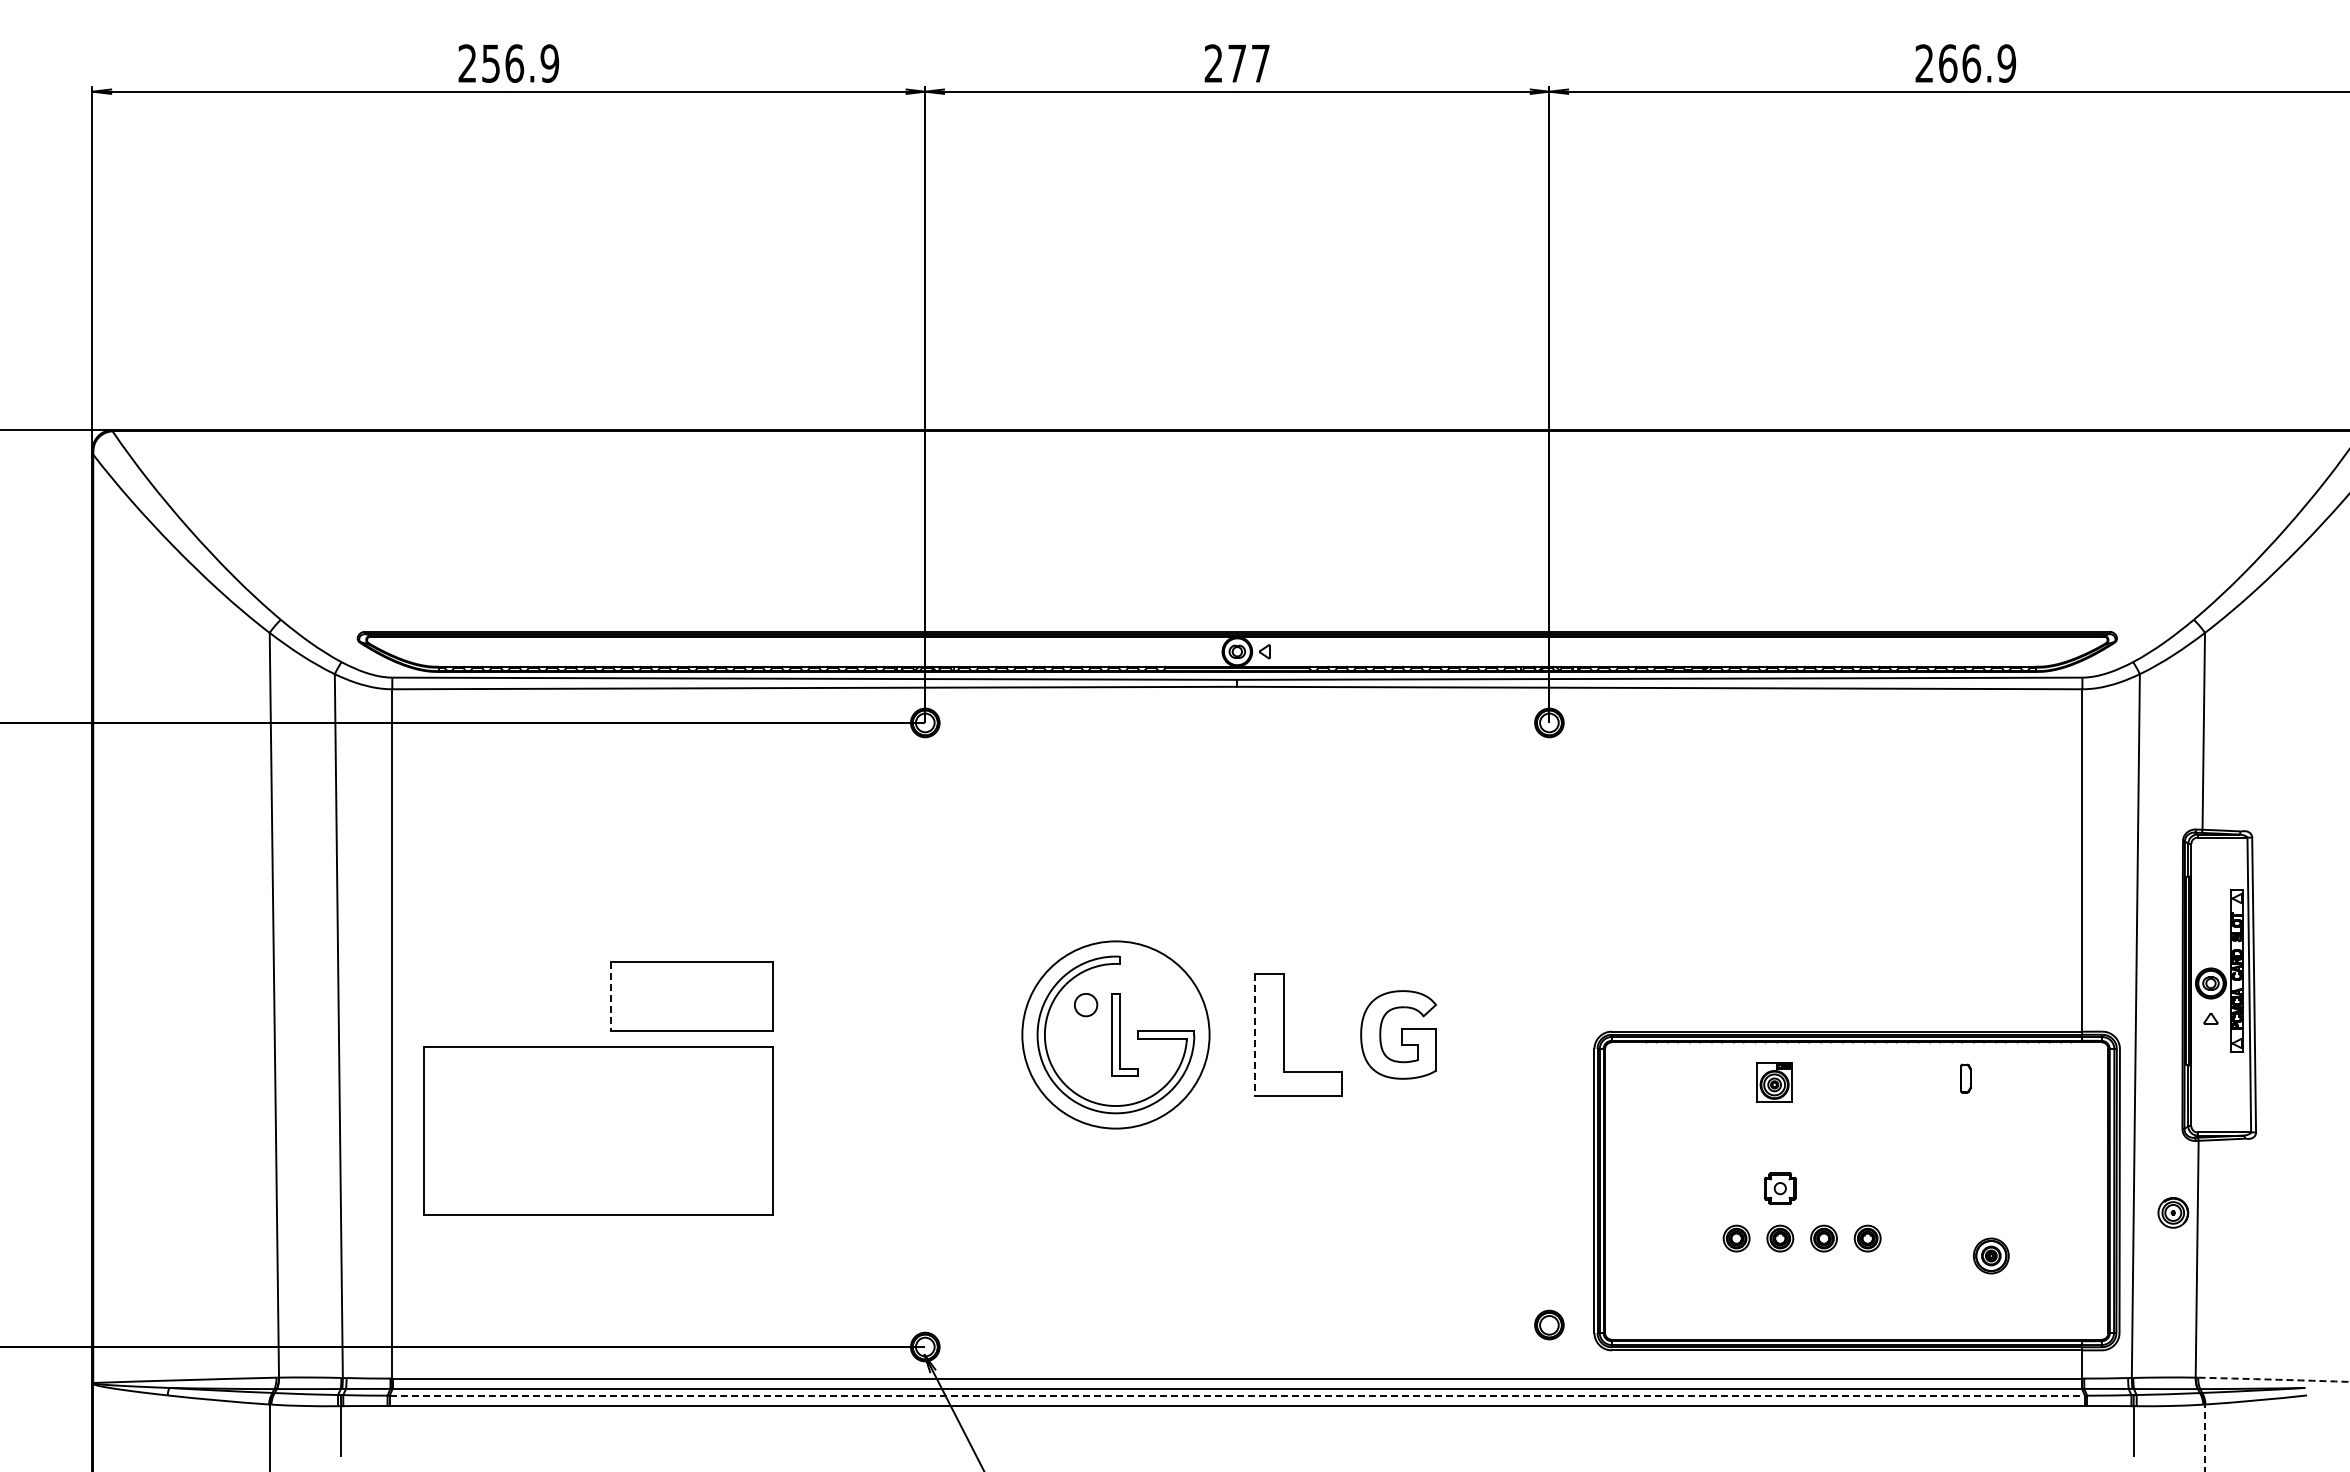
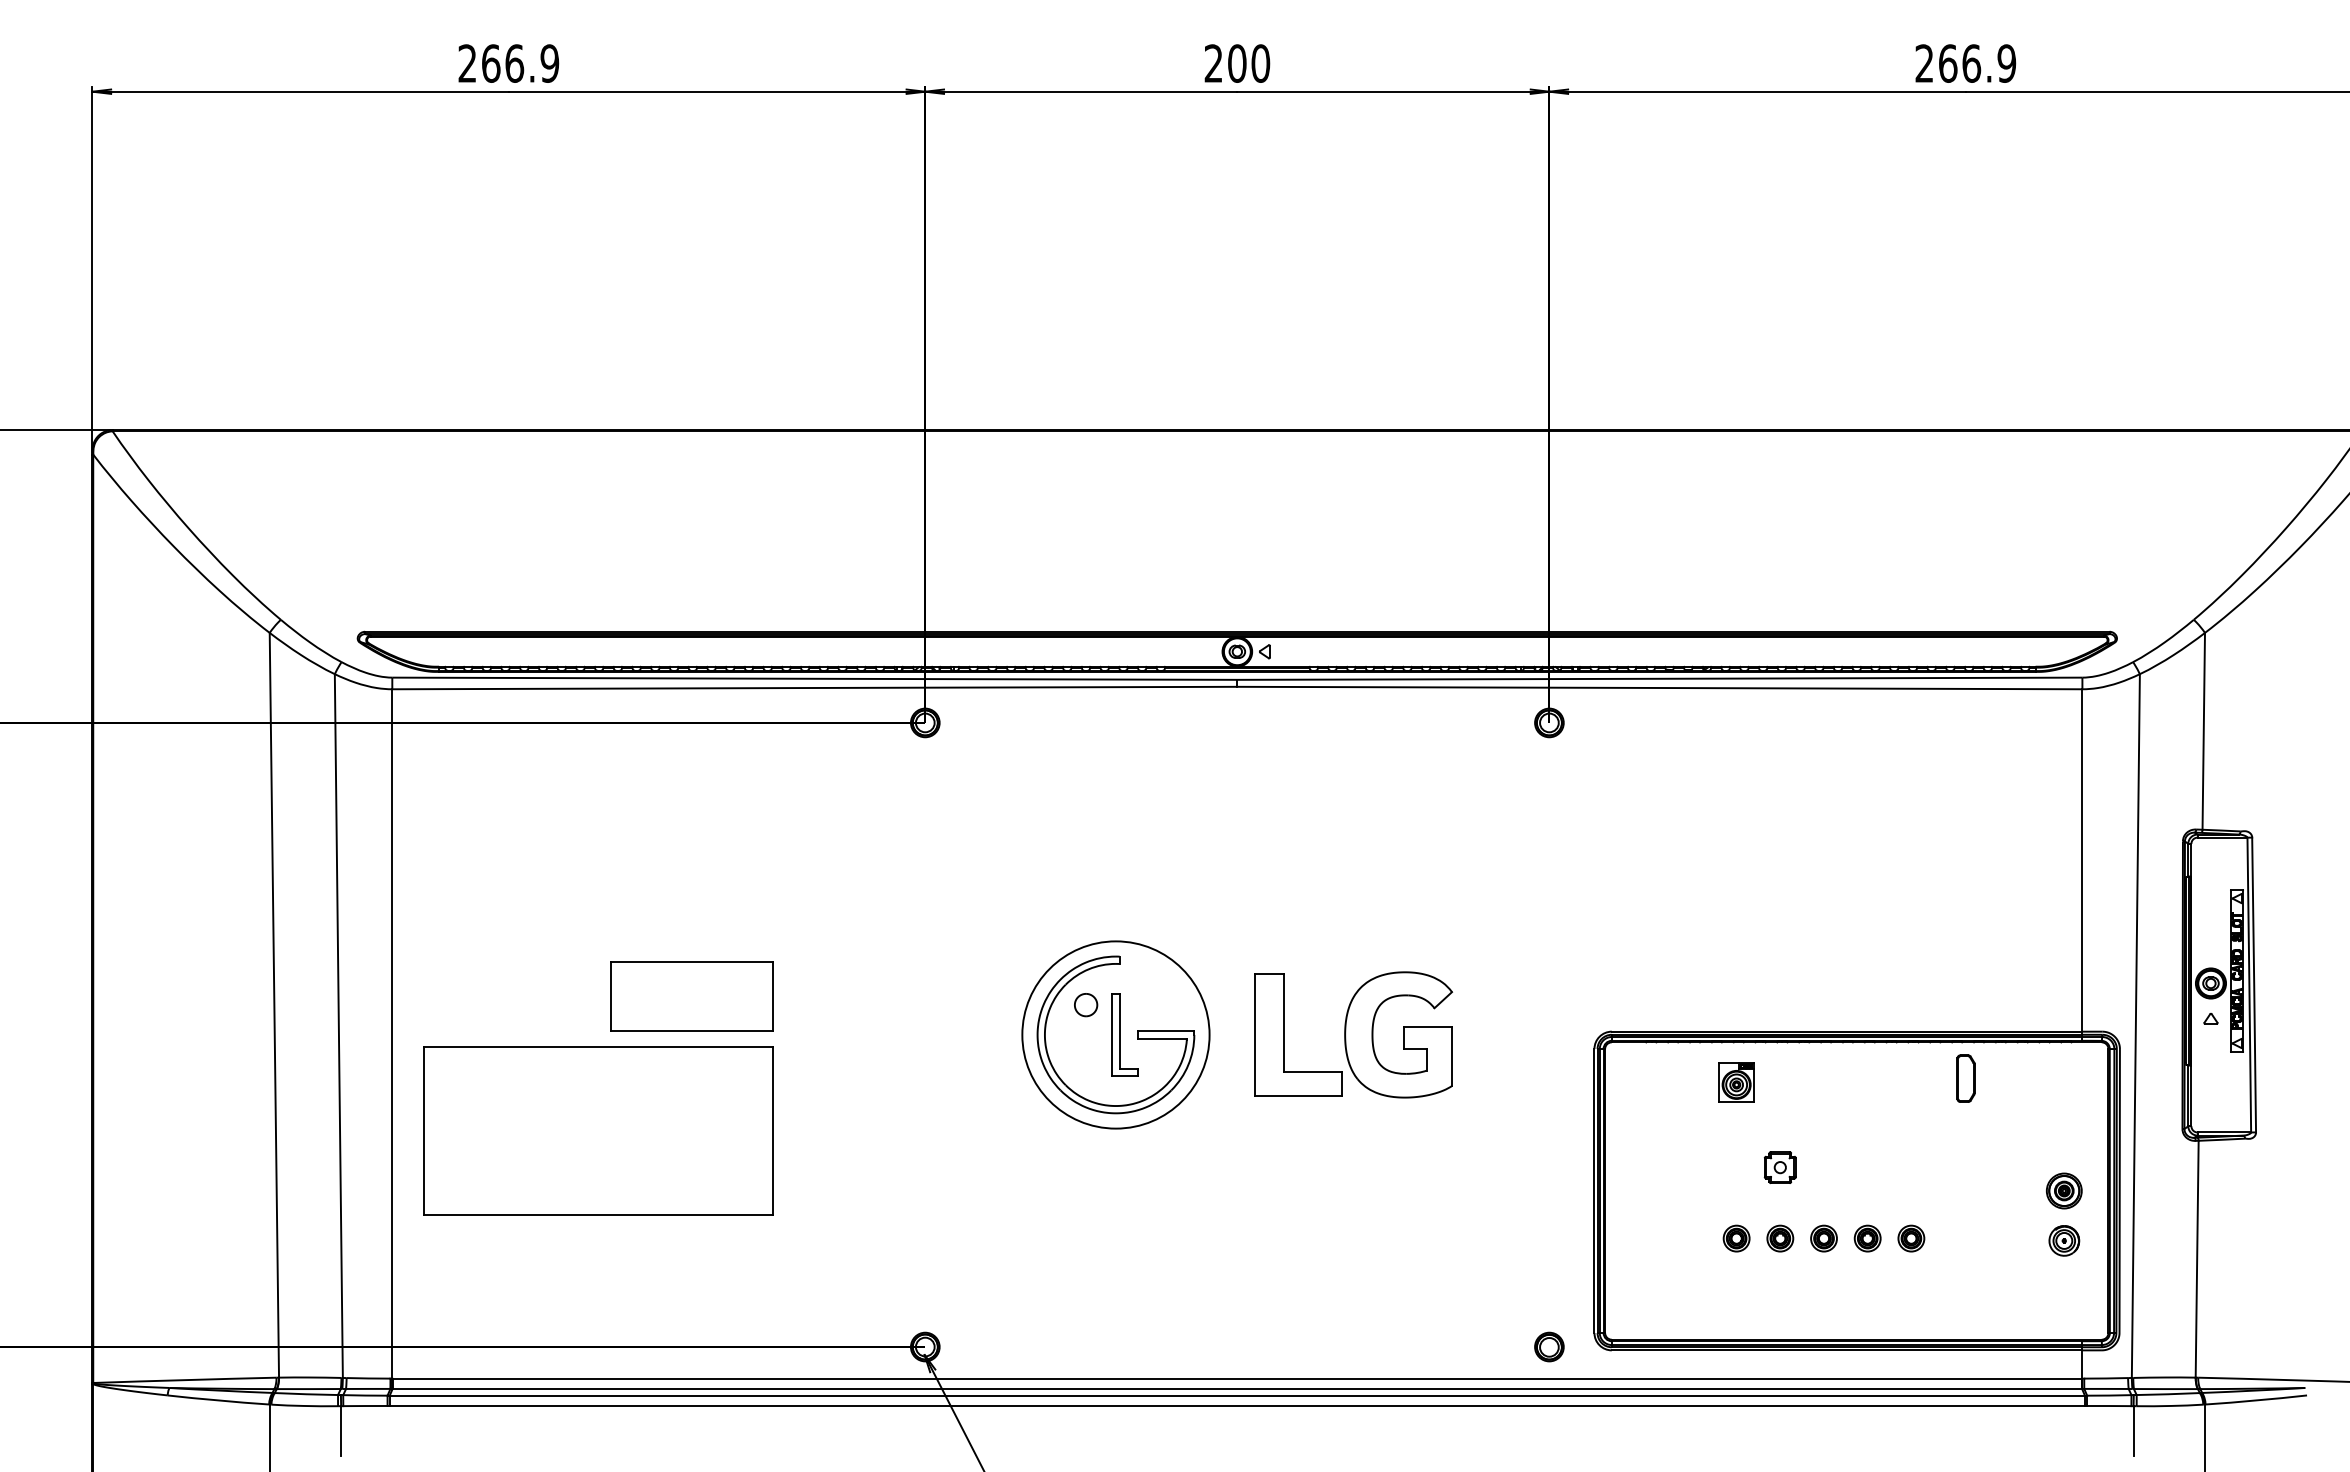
text: 256.9 -> 266.9 (491, 63)
text: 277 -> 200 (1249, 63)
line: dashed -> solid (610, 997)
line: dashed -> solid (1255, 1034)
part size: 77x90 px -> 109x128 px (1398, 1034)
part size: 12x31 px -> 20x49 px (1965, 1078)
part position: (1774, 1082) -> (1736, 1082) (1736, 1082)
part position: (1779, 1188) -> (1779, 1167) (1779, 1167)
part position: (2173, 1212) -> (2064, 1240) (2064, 1240)
part: none -> present (1911, 1238)
part position: (1991, 1255) -> (2064, 1190) (2064, 1190)
part position: (1549, 1324) -> (1549, 1346) (1549, 1346)
arc: dashed -> solid (2273, 1379)
line: dashed -> solid (1237, 1395)
line: dashed -> solid (2204, 1437)
